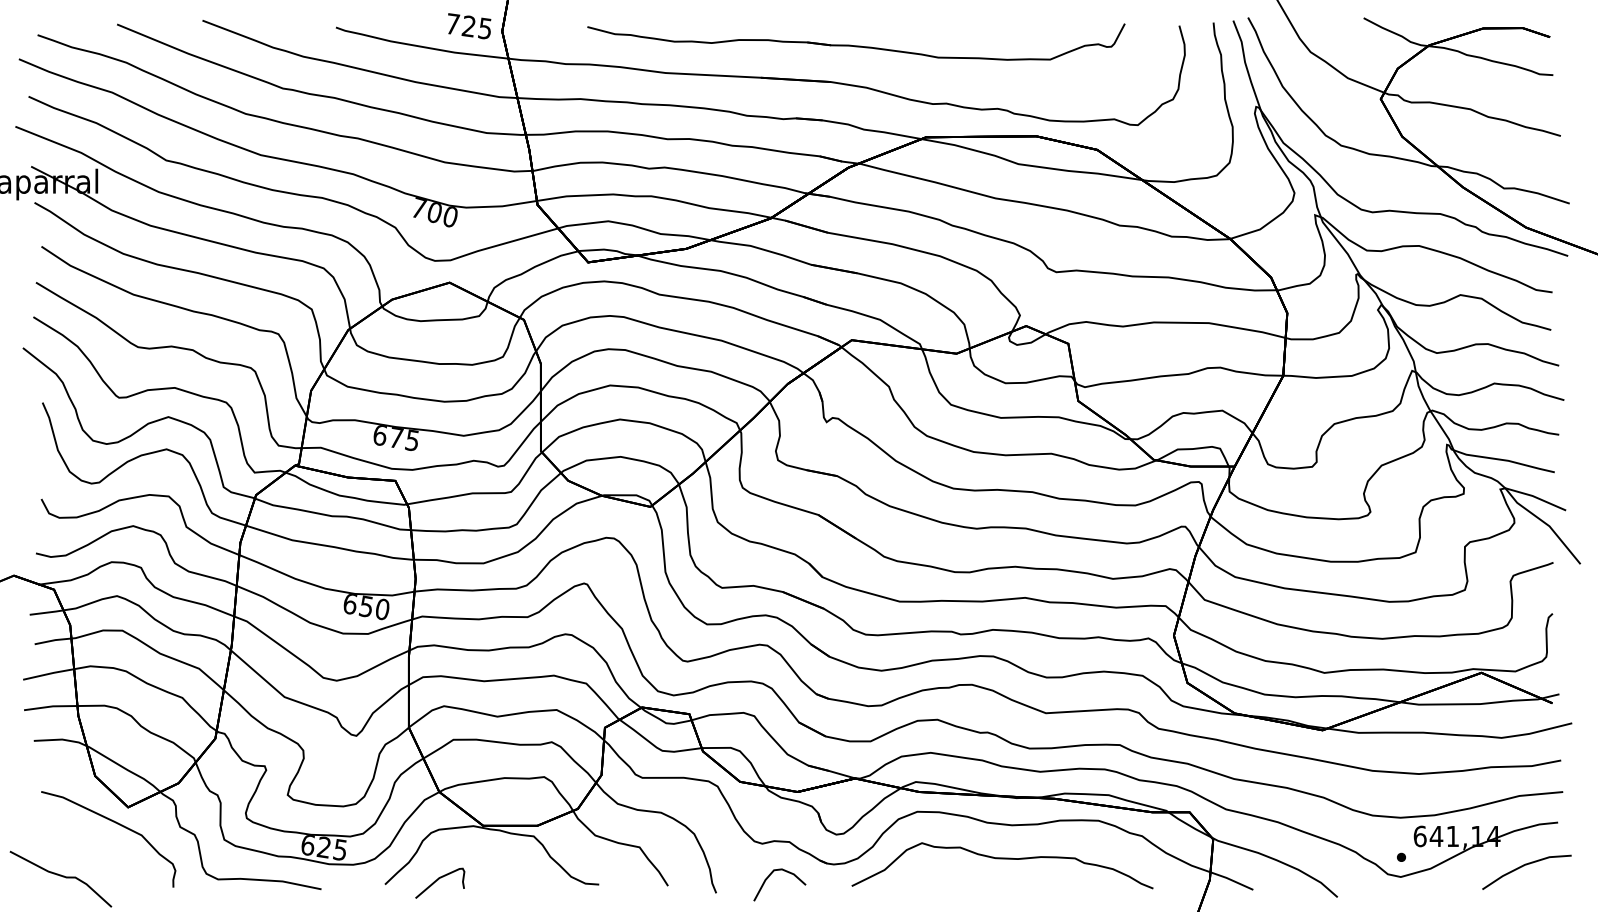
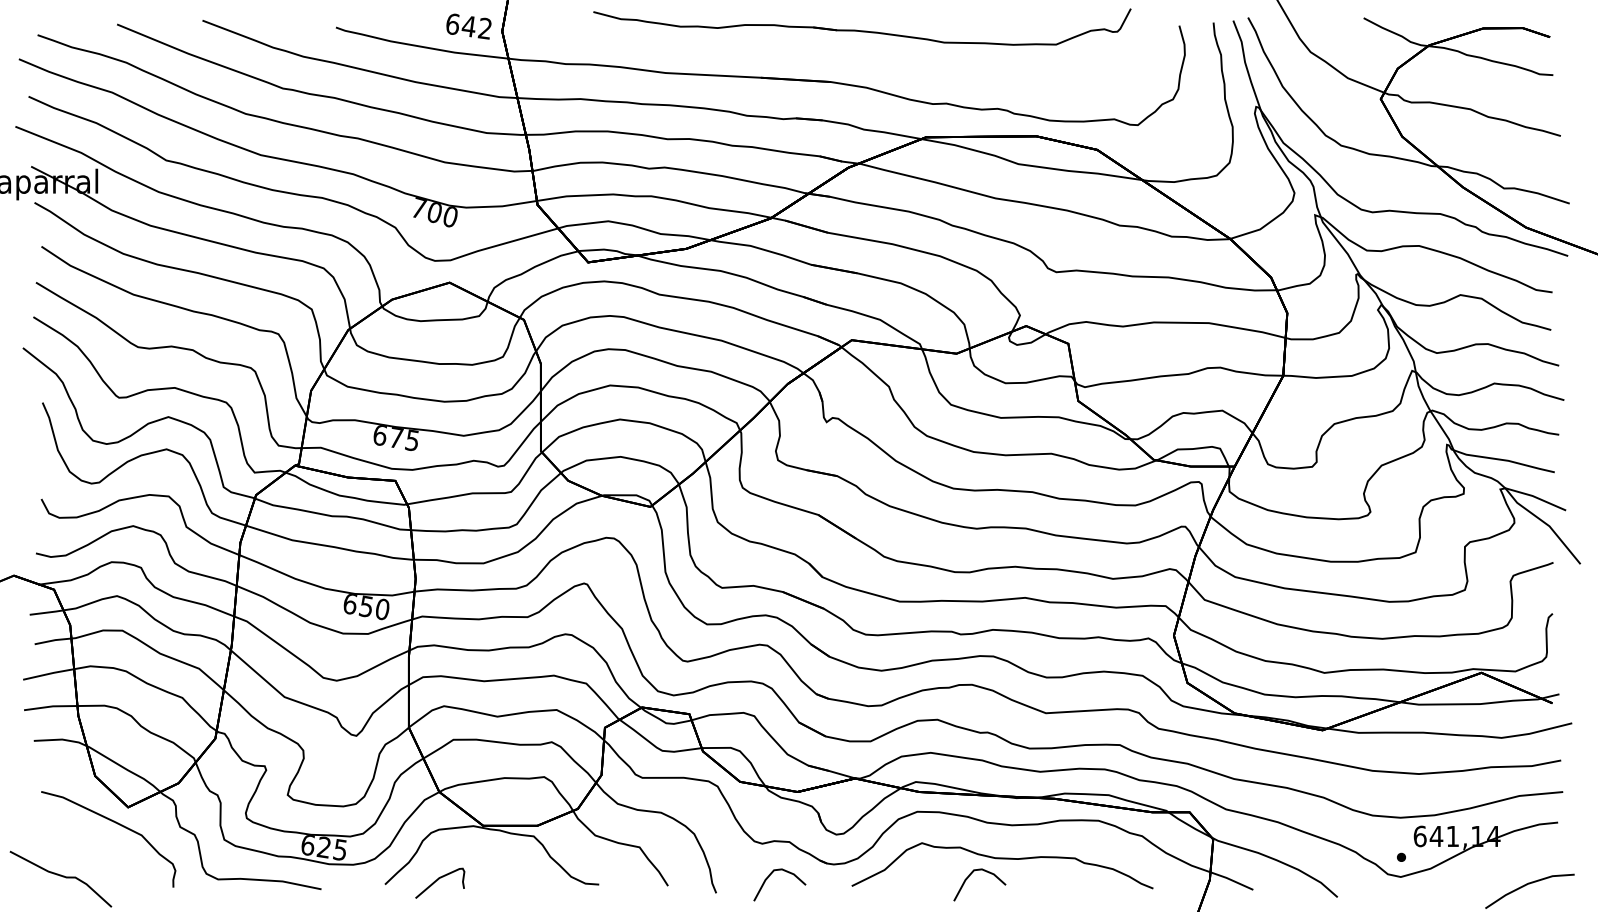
text: 725 -> 642 (468, 26)
part position: (856, 41) -> (862, 26) (862, 26)
line position: (1524, 866) -> (1527, 885) (1527, 885)
curve: none -> present (968, 878)
